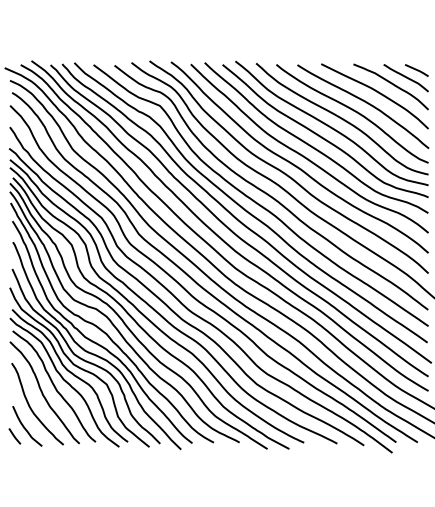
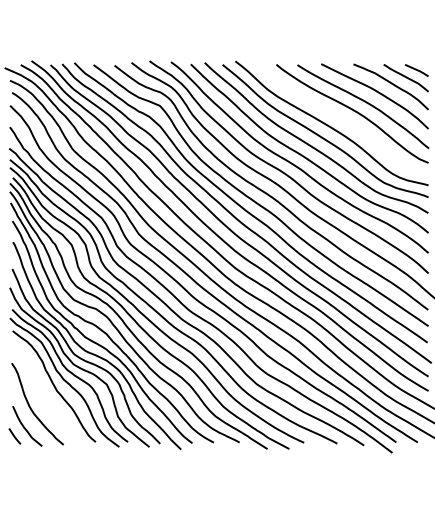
curve: present -> none (341, 119)
curve: present -> none (43, 393)
